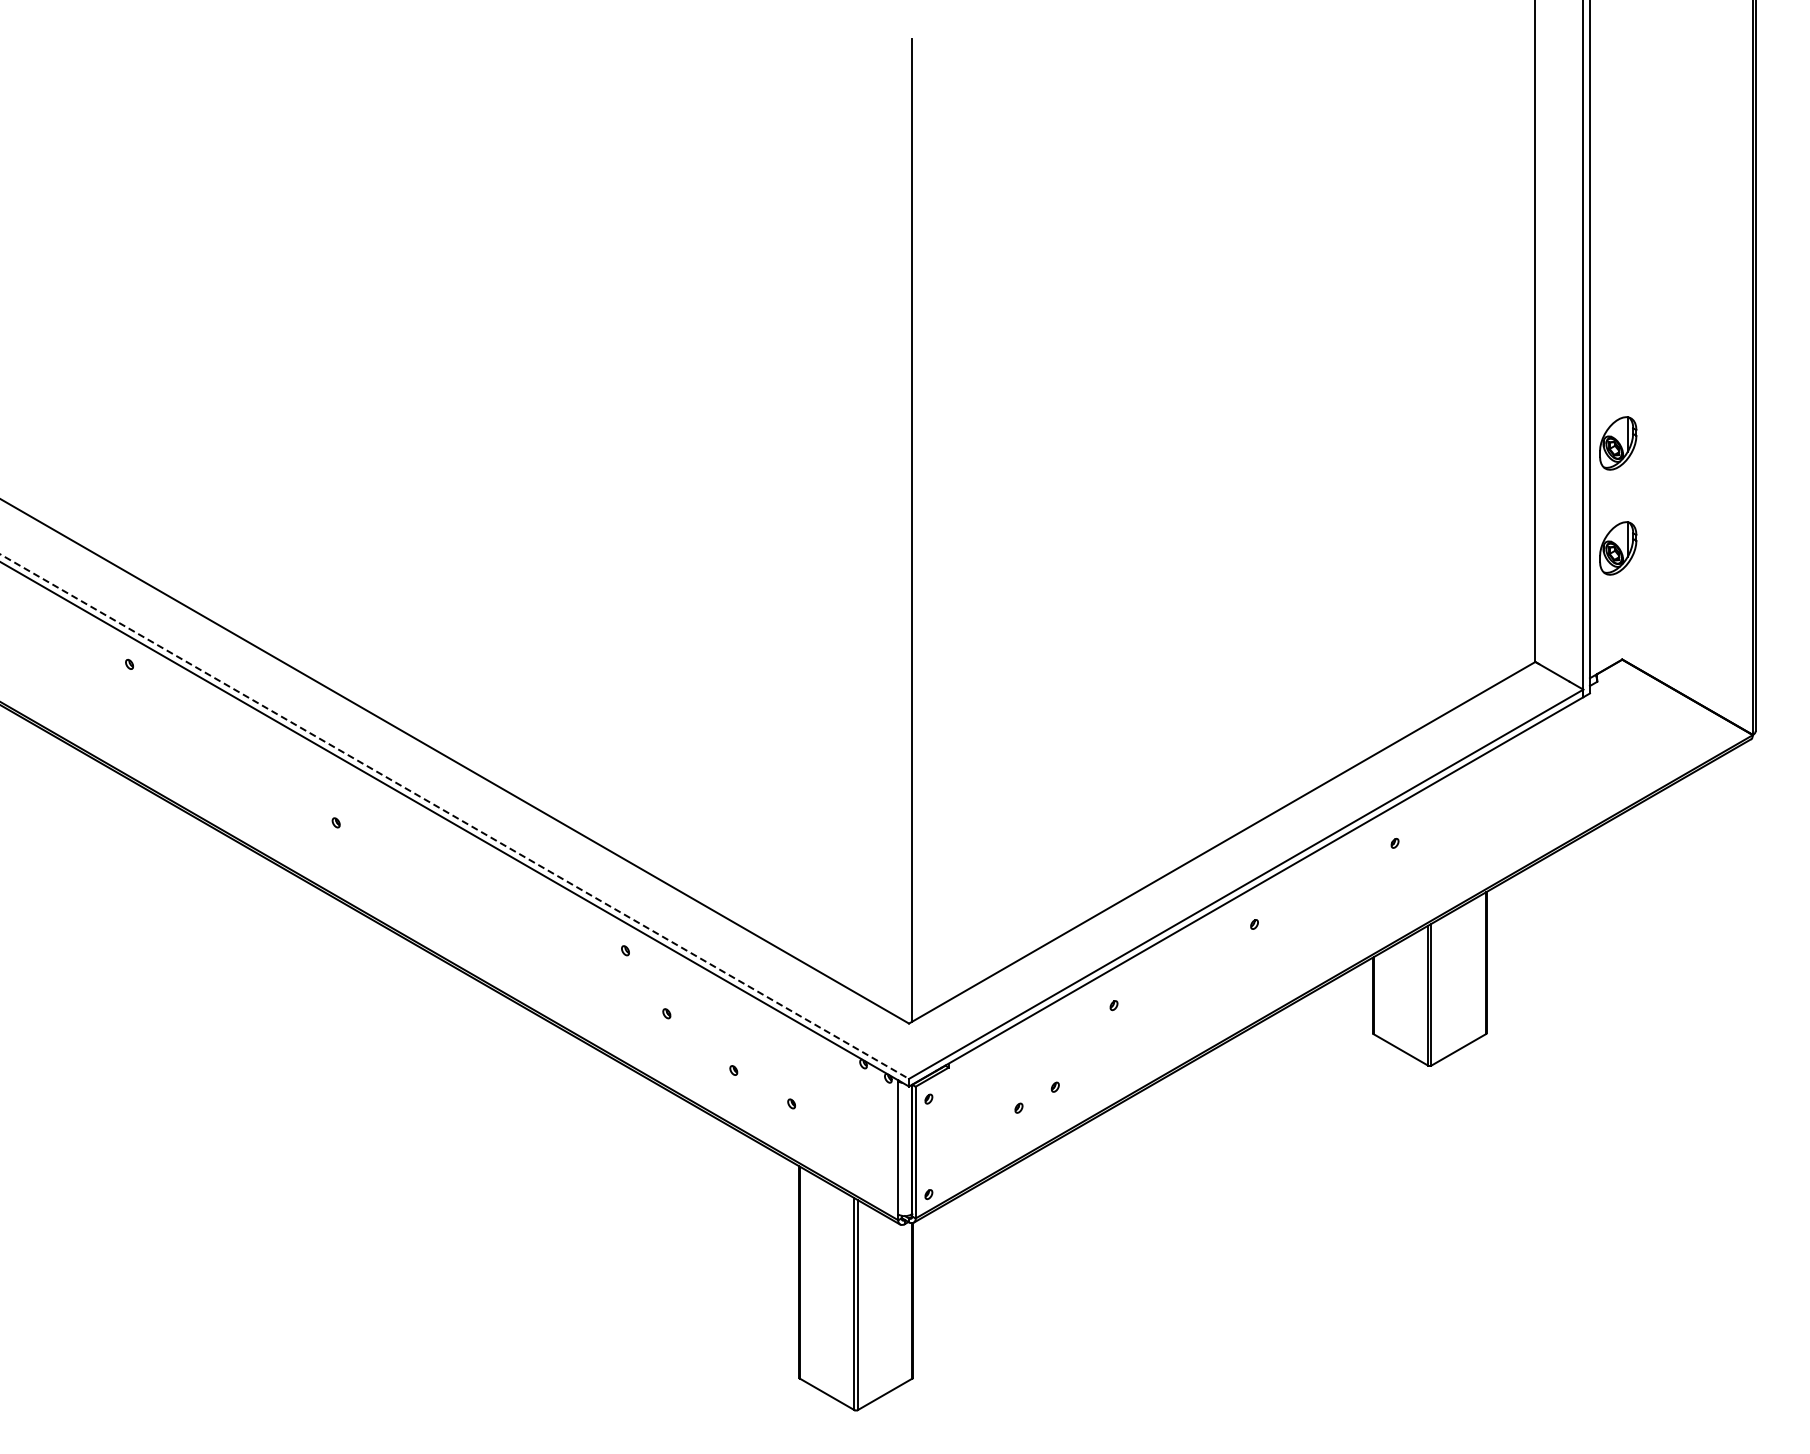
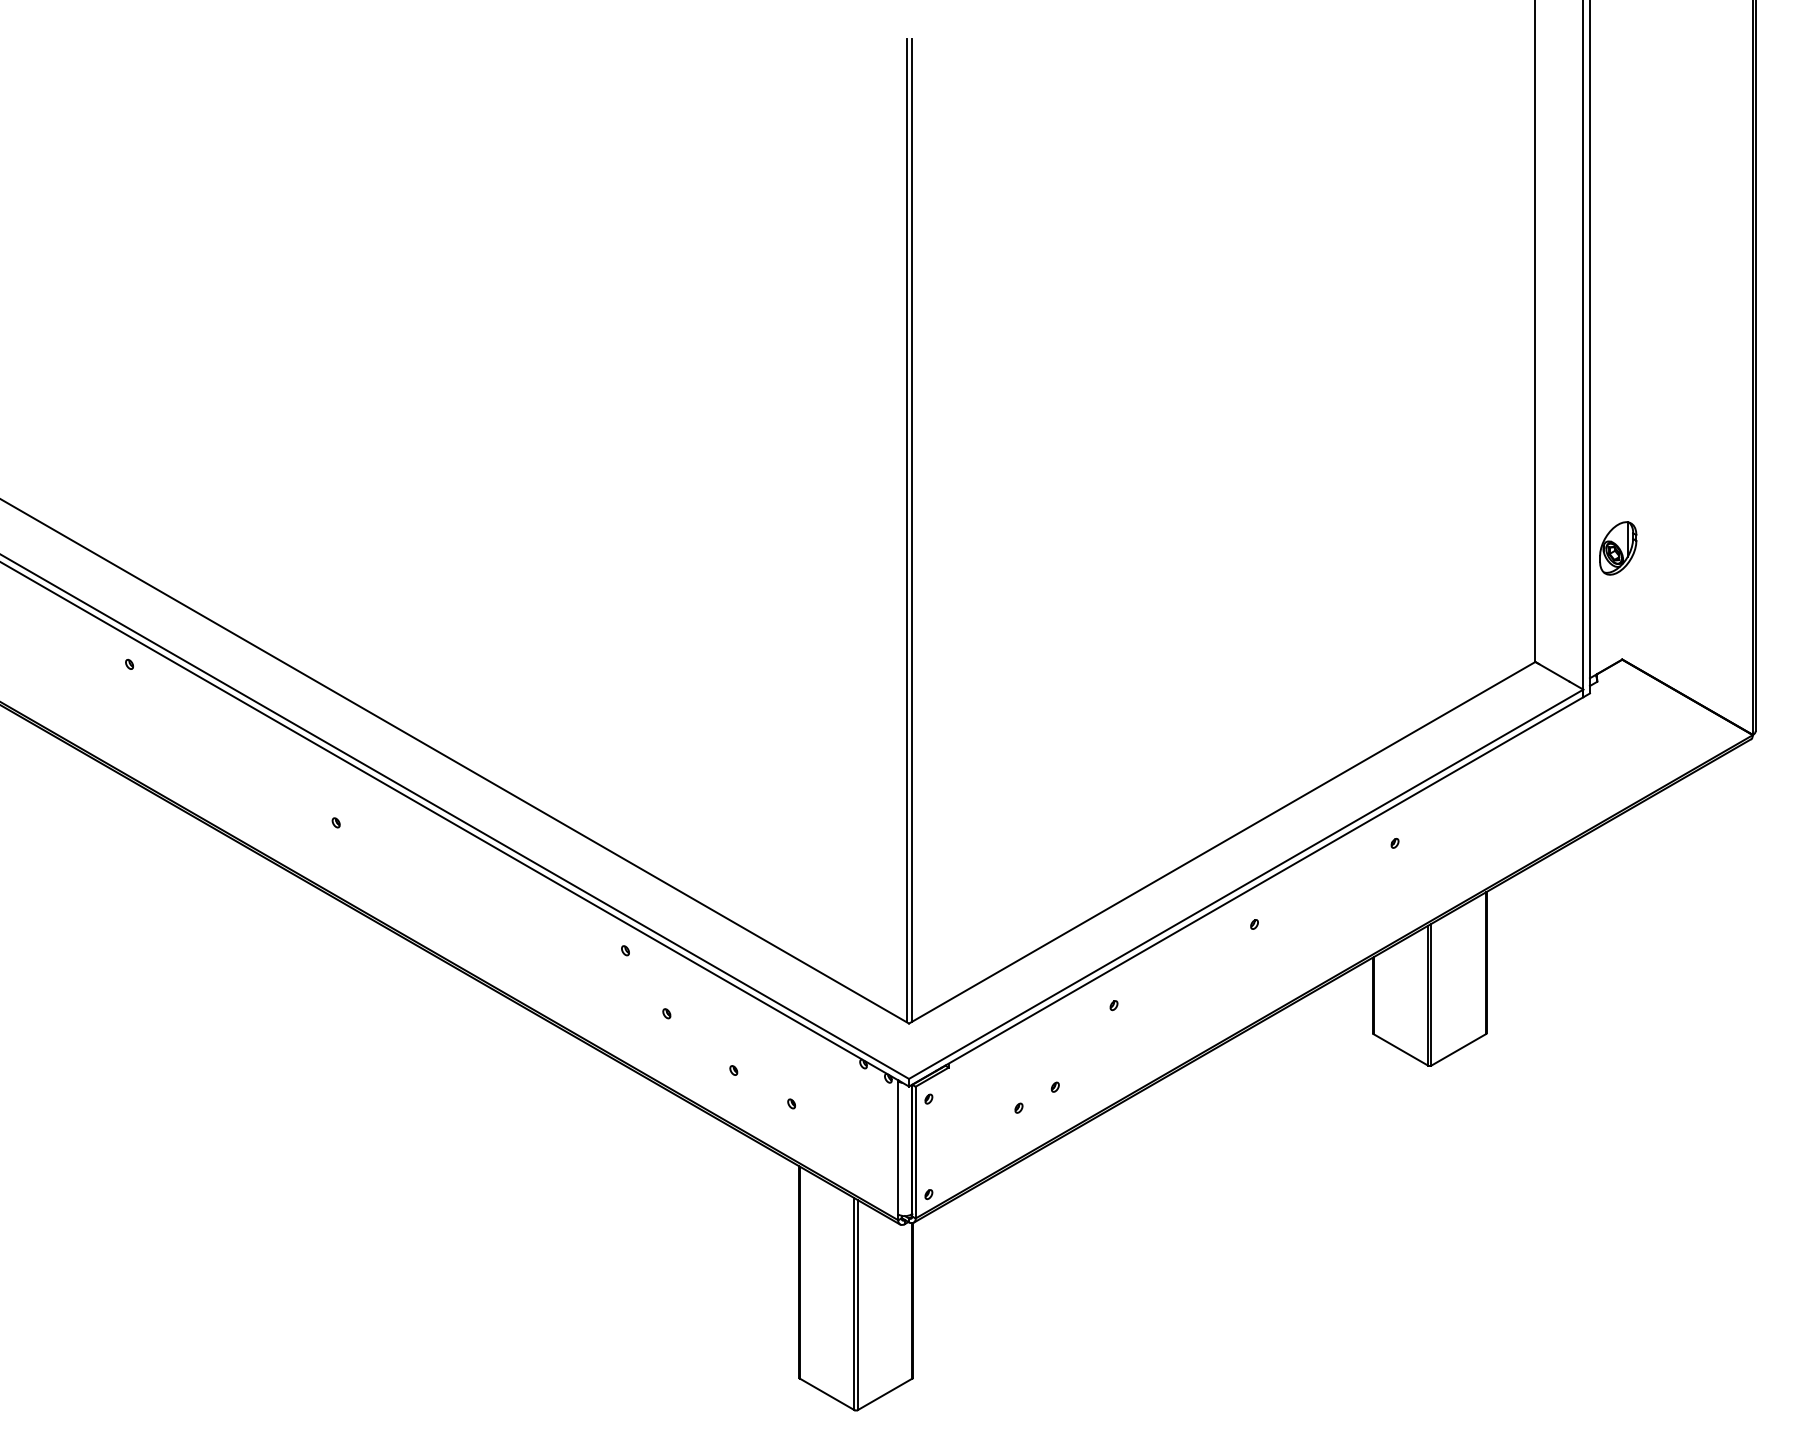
part: present -> none (1618, 443)
line: none -> present (906, 530)
line: dashed -> solid (454, 816)
